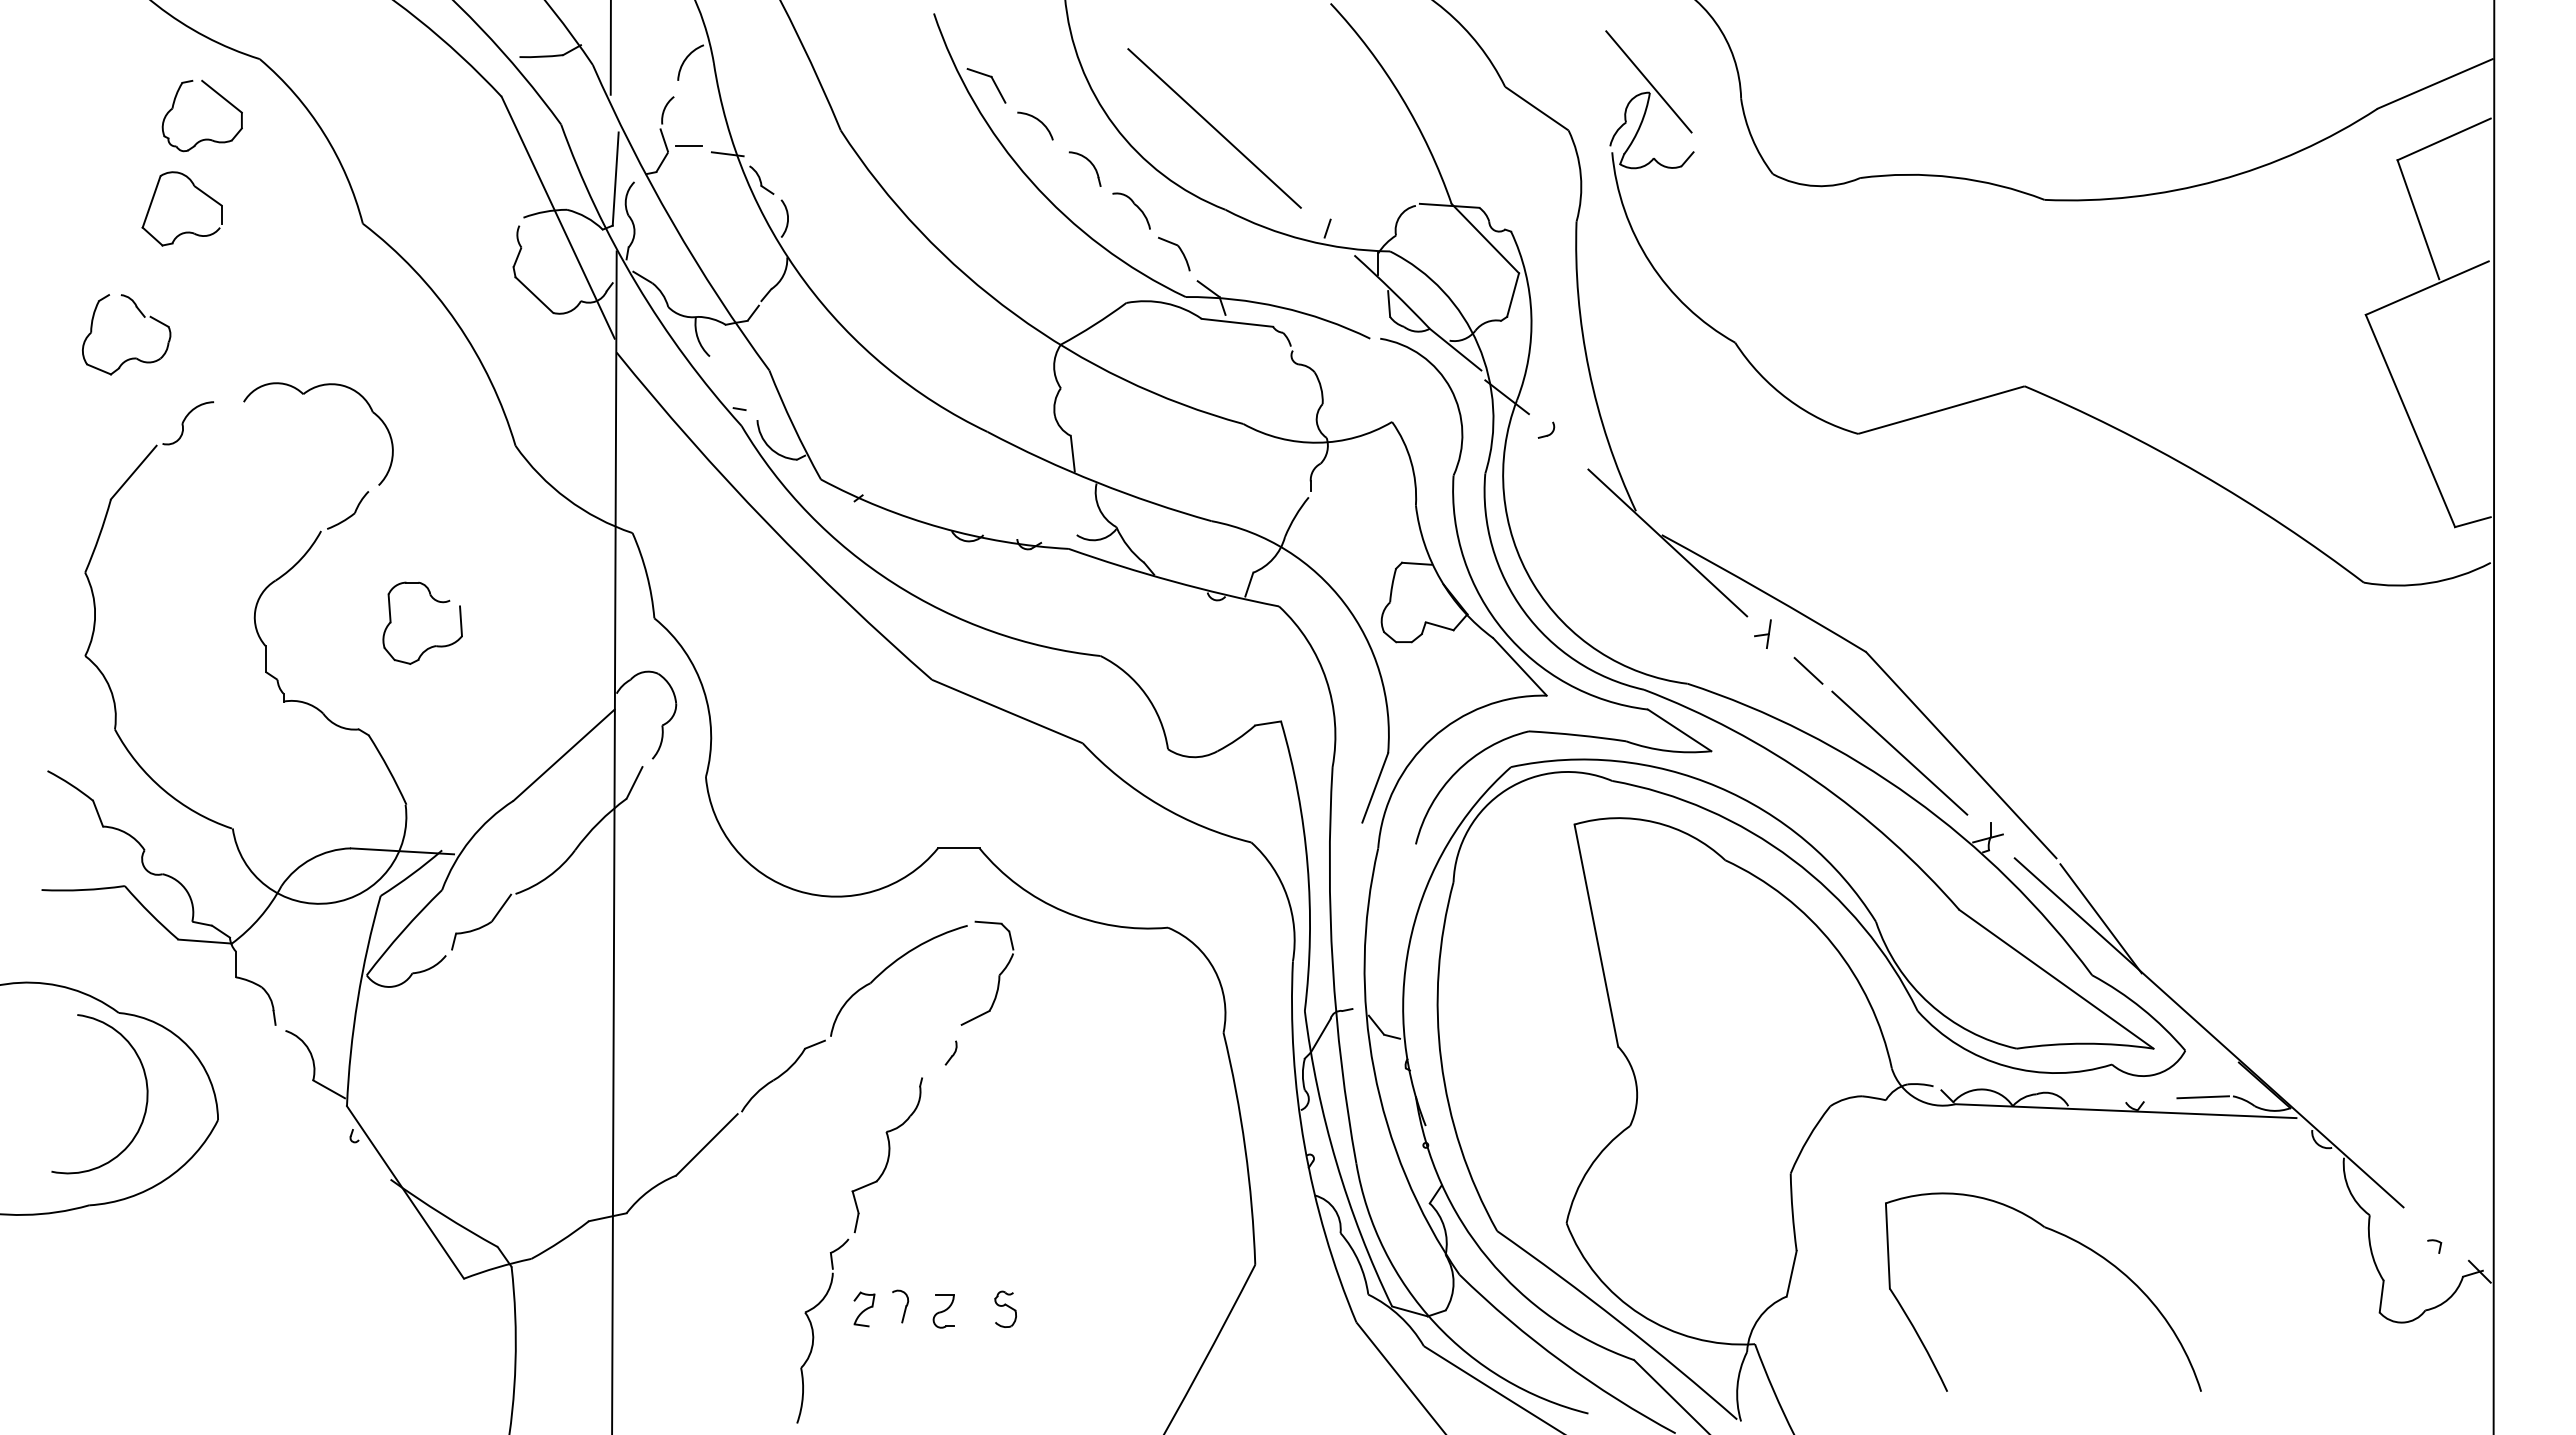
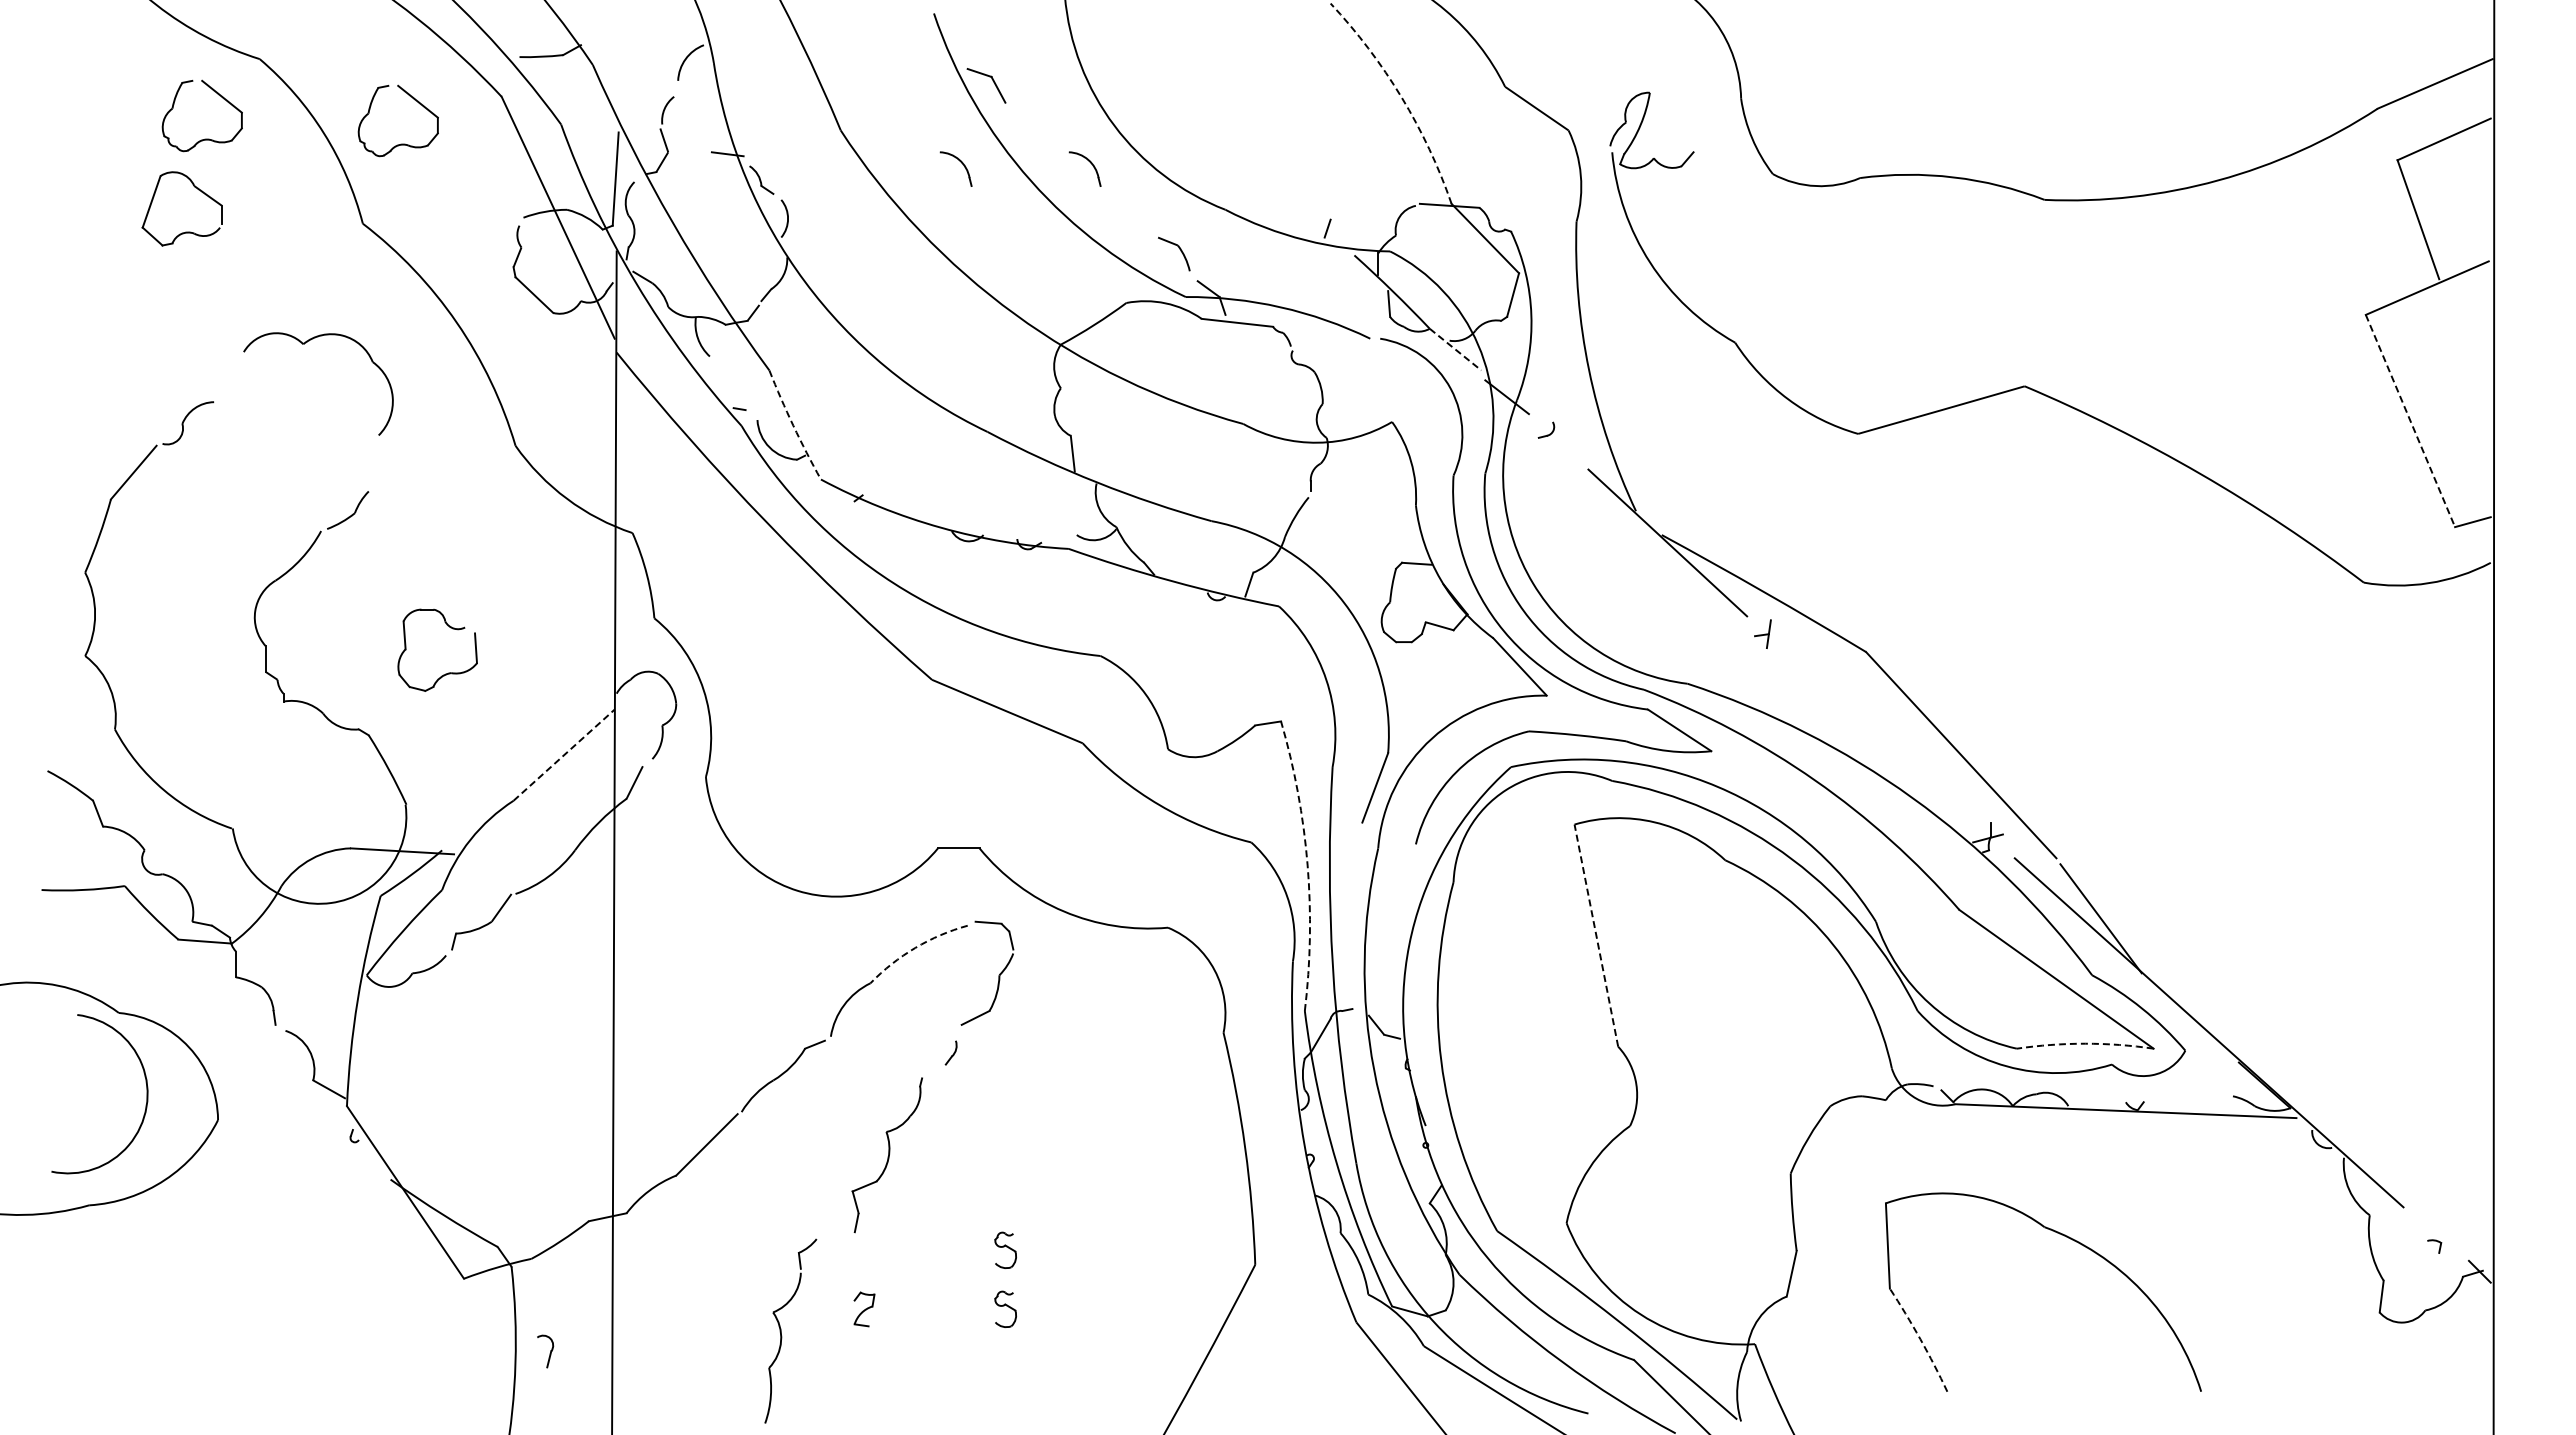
line: present -> none (610, 48)
line: present -> none (1648, 81)
arc: solid -> dashed (1401, 97)
arc: present -> none (1038, 121)
line: present -> none (1214, 128)
part: none -> present (400, 143)
line: present -> none (688, 146)
part: none -> present (960, 162)
part: present -> none (1131, 210)
line: solid -> dashed (1455, 349)
part: present -> none (132, 357)
part position: (304, 394) -> (304, 344) (304, 344)
line: solid -> dashed (2410, 421)
arc: solid -> dashed (793, 425)
part position: (435, 601) -> (450, 628) (450, 628)
line: present -> none (1808, 670)
line: present -> none (1899, 752)
line: solid -> dashed (564, 754)
arc: solid -> dashed (1307, 865)
line: solid -> dashed (1596, 935)
arc: solid -> dashed (915, 947)
arc: solid -> dashed (2085, 1043)
line: present -> none (2203, 1097)
part: none -> present (1005, 1249)
part position: (900, 1306) -> (545, 1351) (545, 1351)
part: present -> none (943, 1311)
part position: (813, 1330) -> (781, 1330) (781, 1330)
arc: solid -> dashed (1920, 1339)
